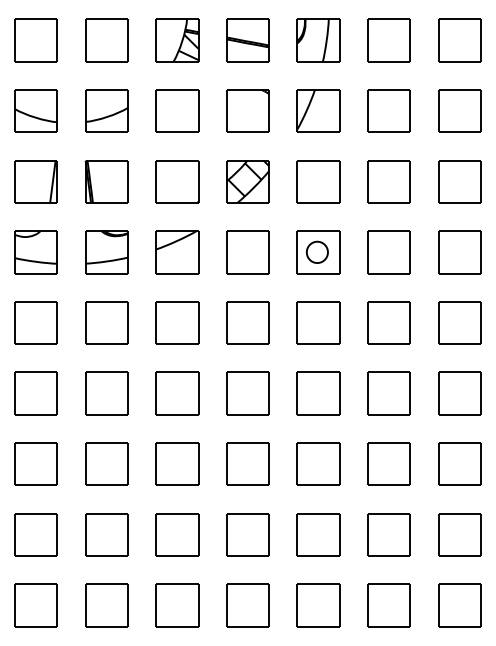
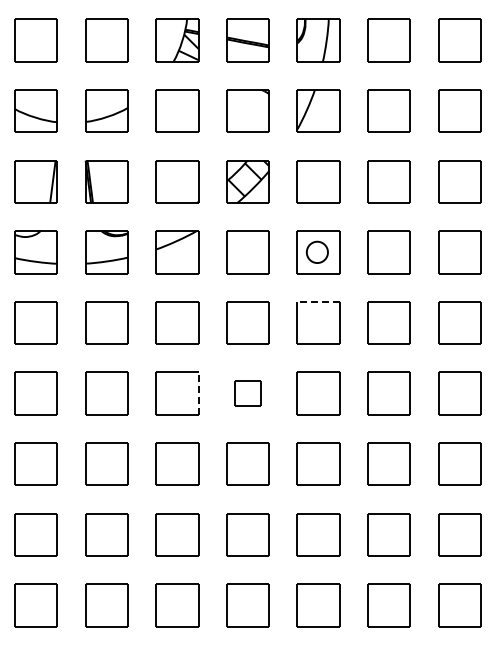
line: solid -> dashed (318, 301)
line: solid -> dashed (198, 393)
part size: 44x45 px -> 28x27 px (247, 393)
